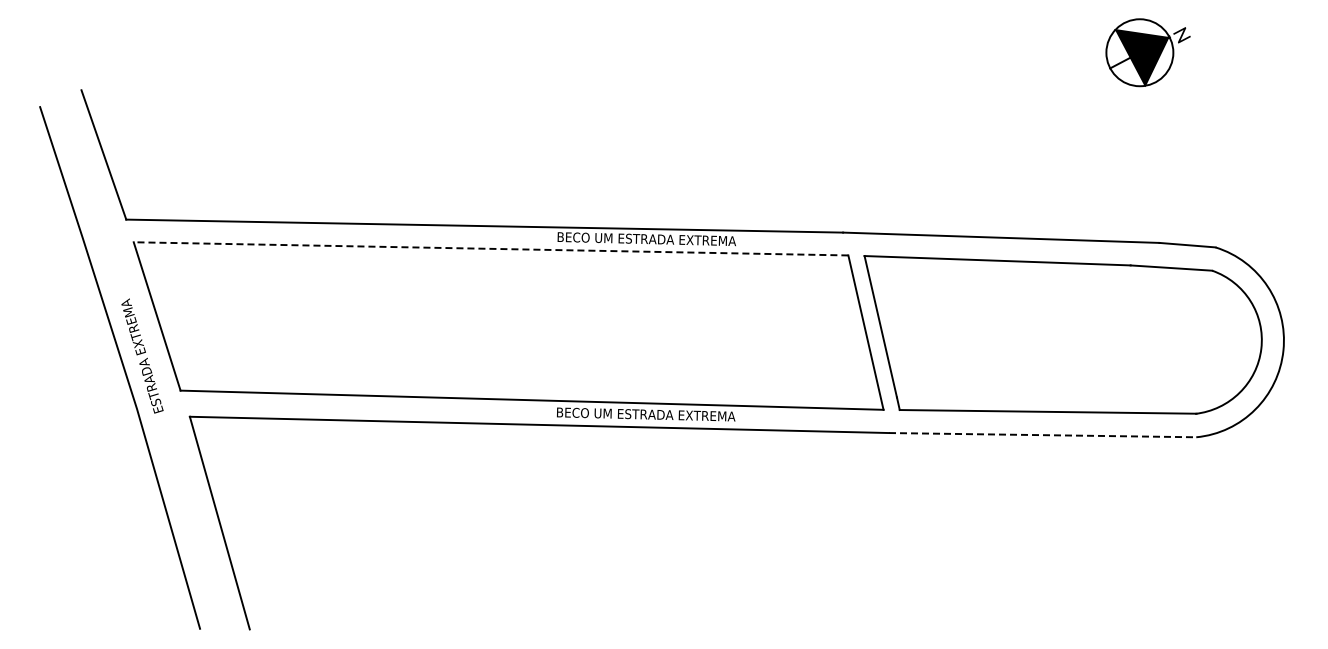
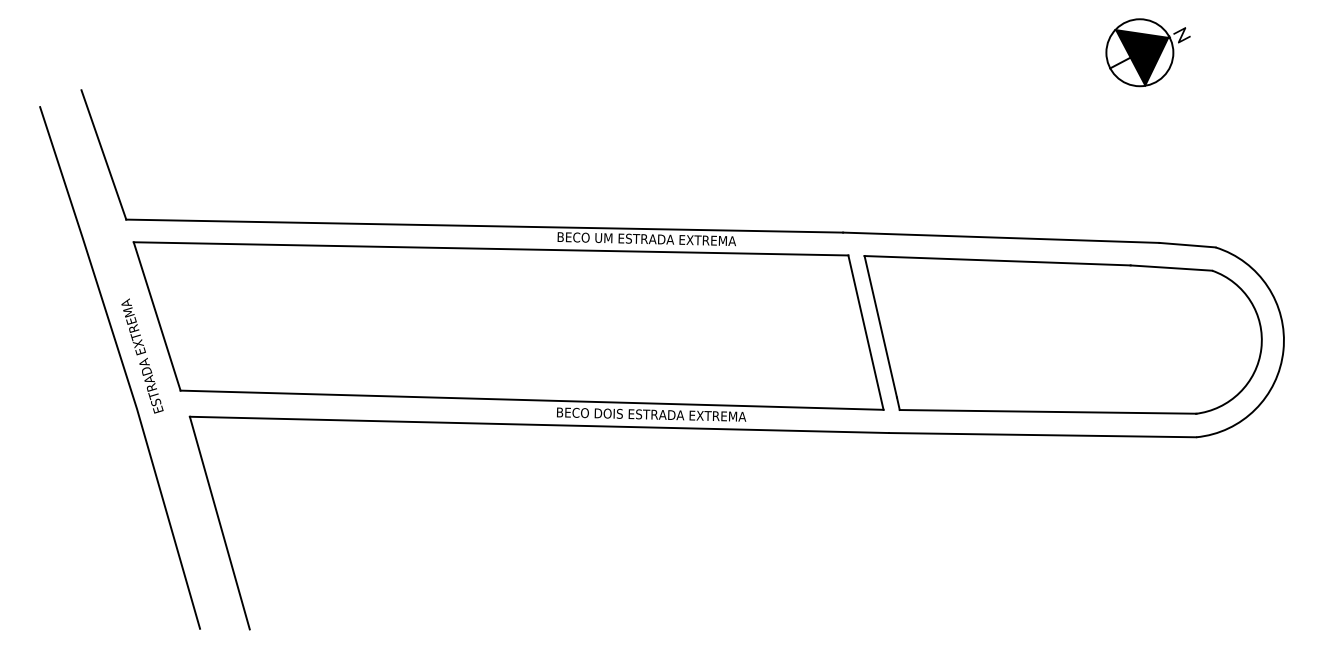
line: dashed -> solid (490, 248)
text: BECO UM ESTRADA EXTREMA -> BECO DOIS ESTRADA EXTREMA (670, 414)
line: dashed -> solid (1042, 435)
